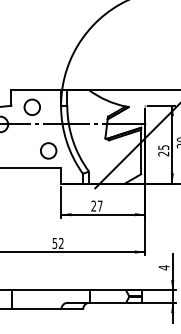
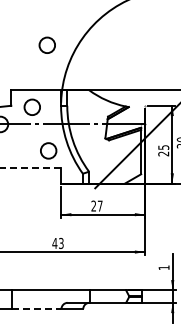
circle: none -> present (46, 44)
line: solid -> dashed (30, 168)
text: 52 -> 43 (57, 243)
text: 4 -> 1 (163, 267)
line: solid -> dashed (36, 308)
